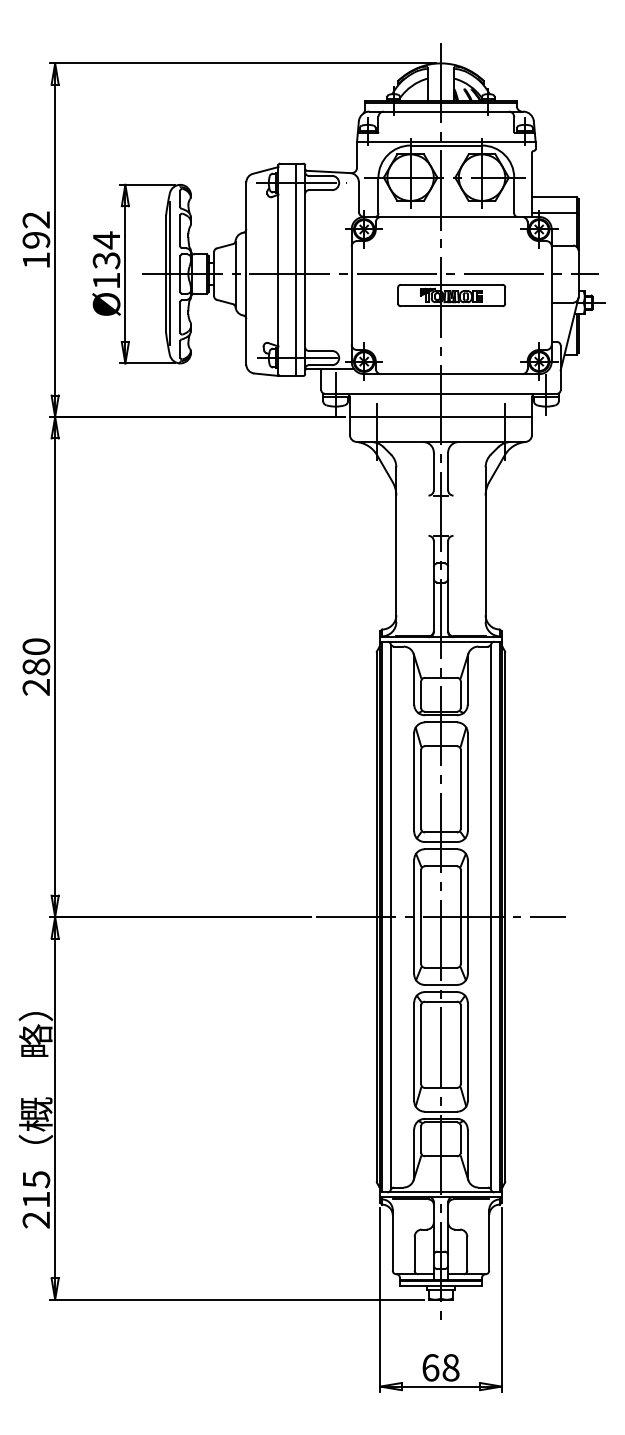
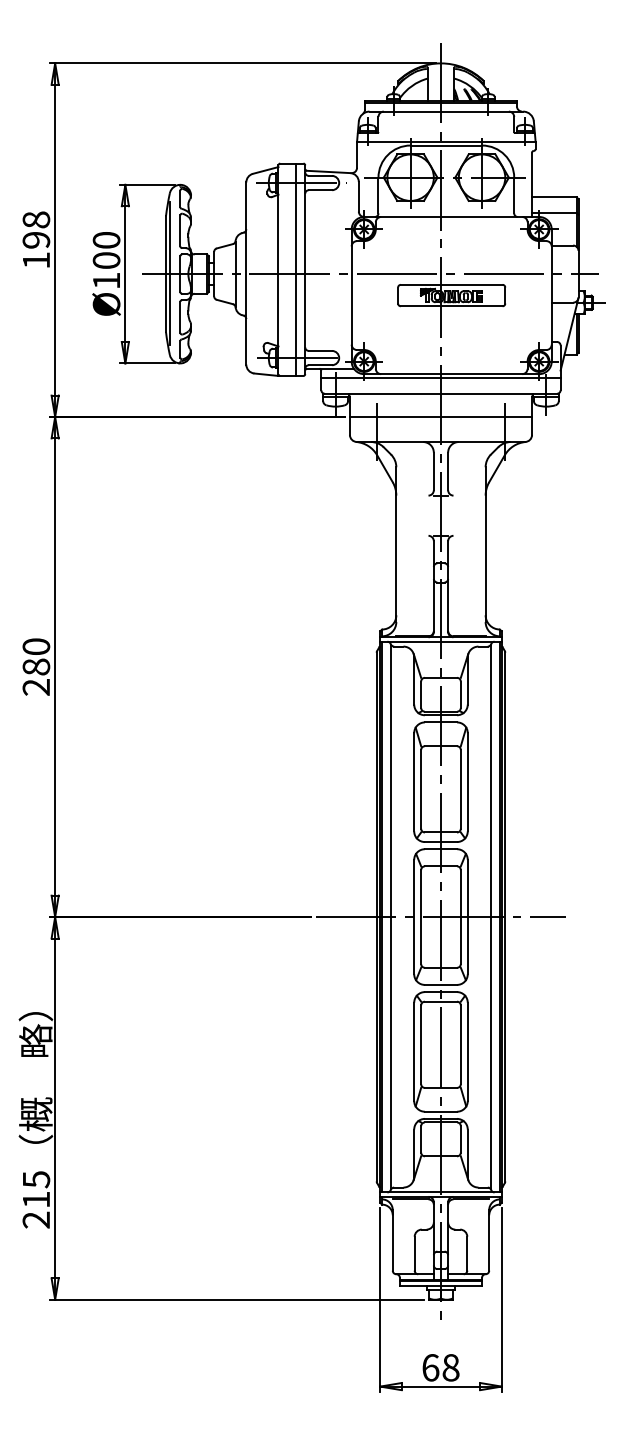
text: 192 -> 198 (36, 219)
text: Ø134 -> Ø100 (106, 250)
line: none -> present (440, 377)
